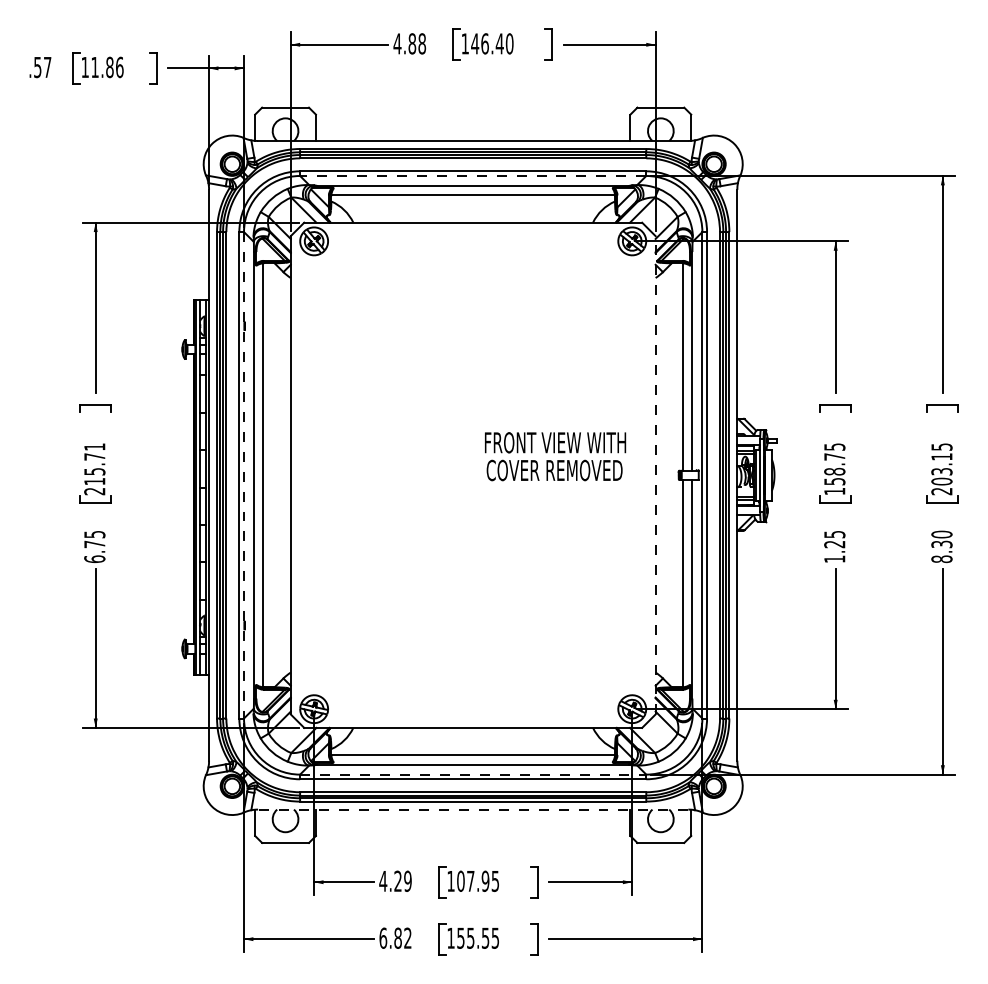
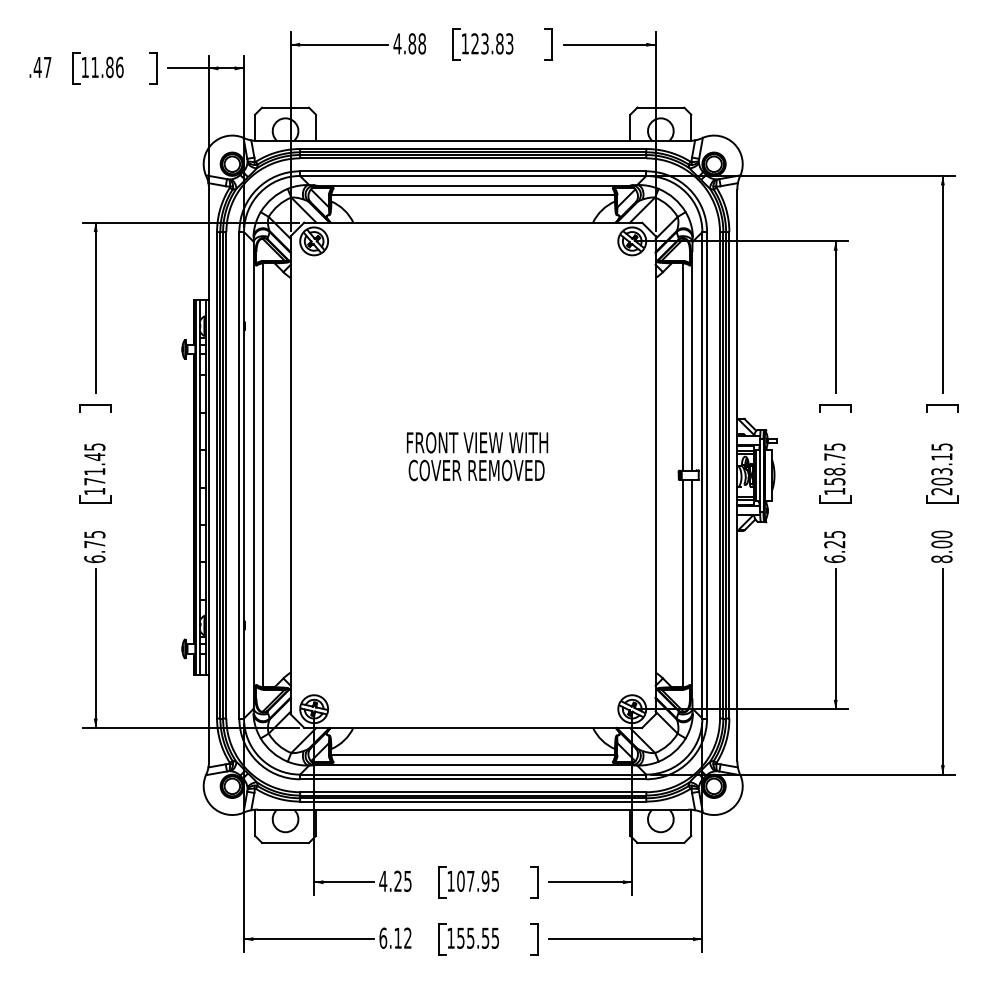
text: 146.40 -> 123.83 (492, 43)
text: .57 -> .47 (37, 67)
line: dashed -> solid (472, 175)
text position: (555, 456) -> (477, 456) (477, 456)
text: 215.71 -> 171.45 (94, 469)
line: dashed -> solid (655, 474)
line: dashed -> solid (244, 475)
text: 8.30 -> 8.00 (941, 544)
text: 1.25 -> 6.25 (834, 559)
line: dashed -> solid (473, 774)
line: dashed -> solid (472, 809)
text: 4.29 -> 4.25 (407, 880)
text: 6.82 -> 6.12 (397, 937)
